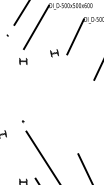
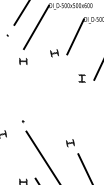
part: none -> present (81, 78)
part: none -> present (70, 143)
